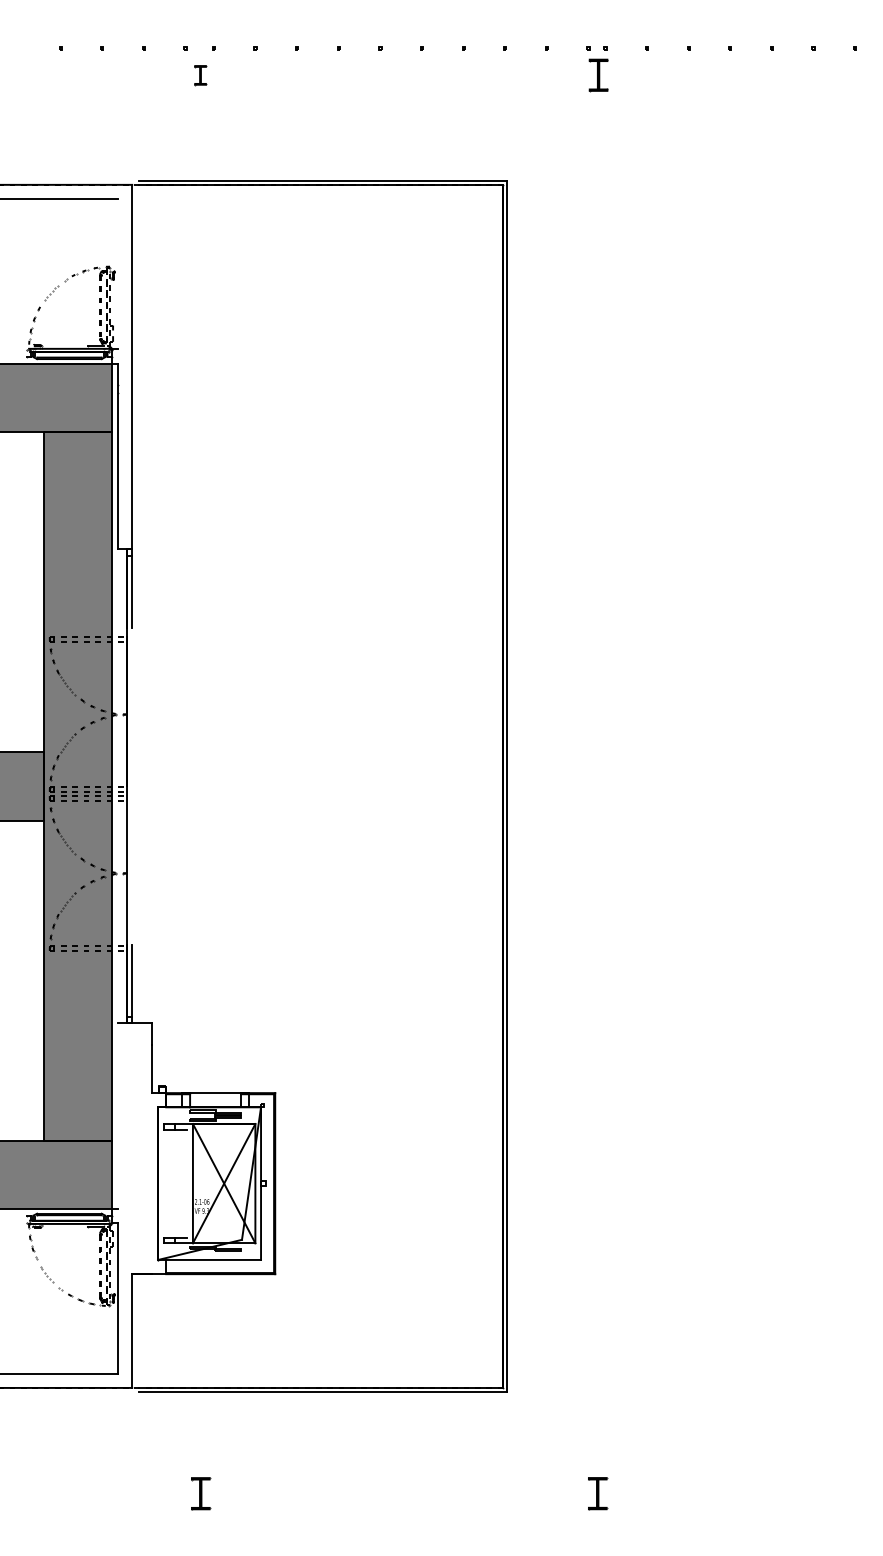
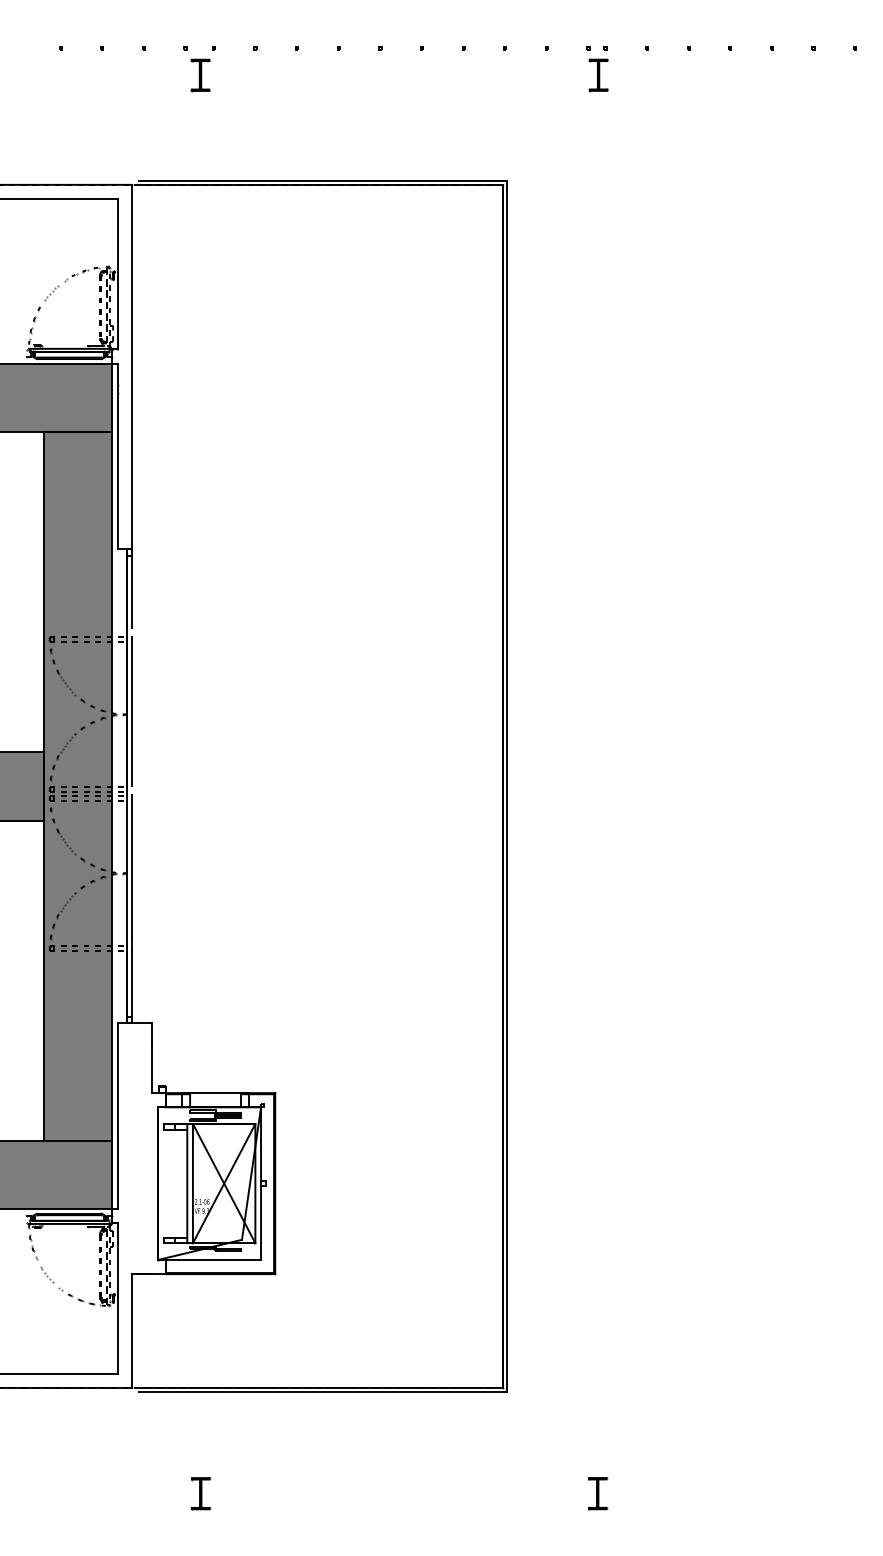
part size: 14x22 px -> 21x35 px (200, 75)
line: none -> present (118, 274)
line: none -> present (132, 711)
line: none -> present (132, 869)
line: none -> present (118, 1116)
line: none -> present (187, 1183)
